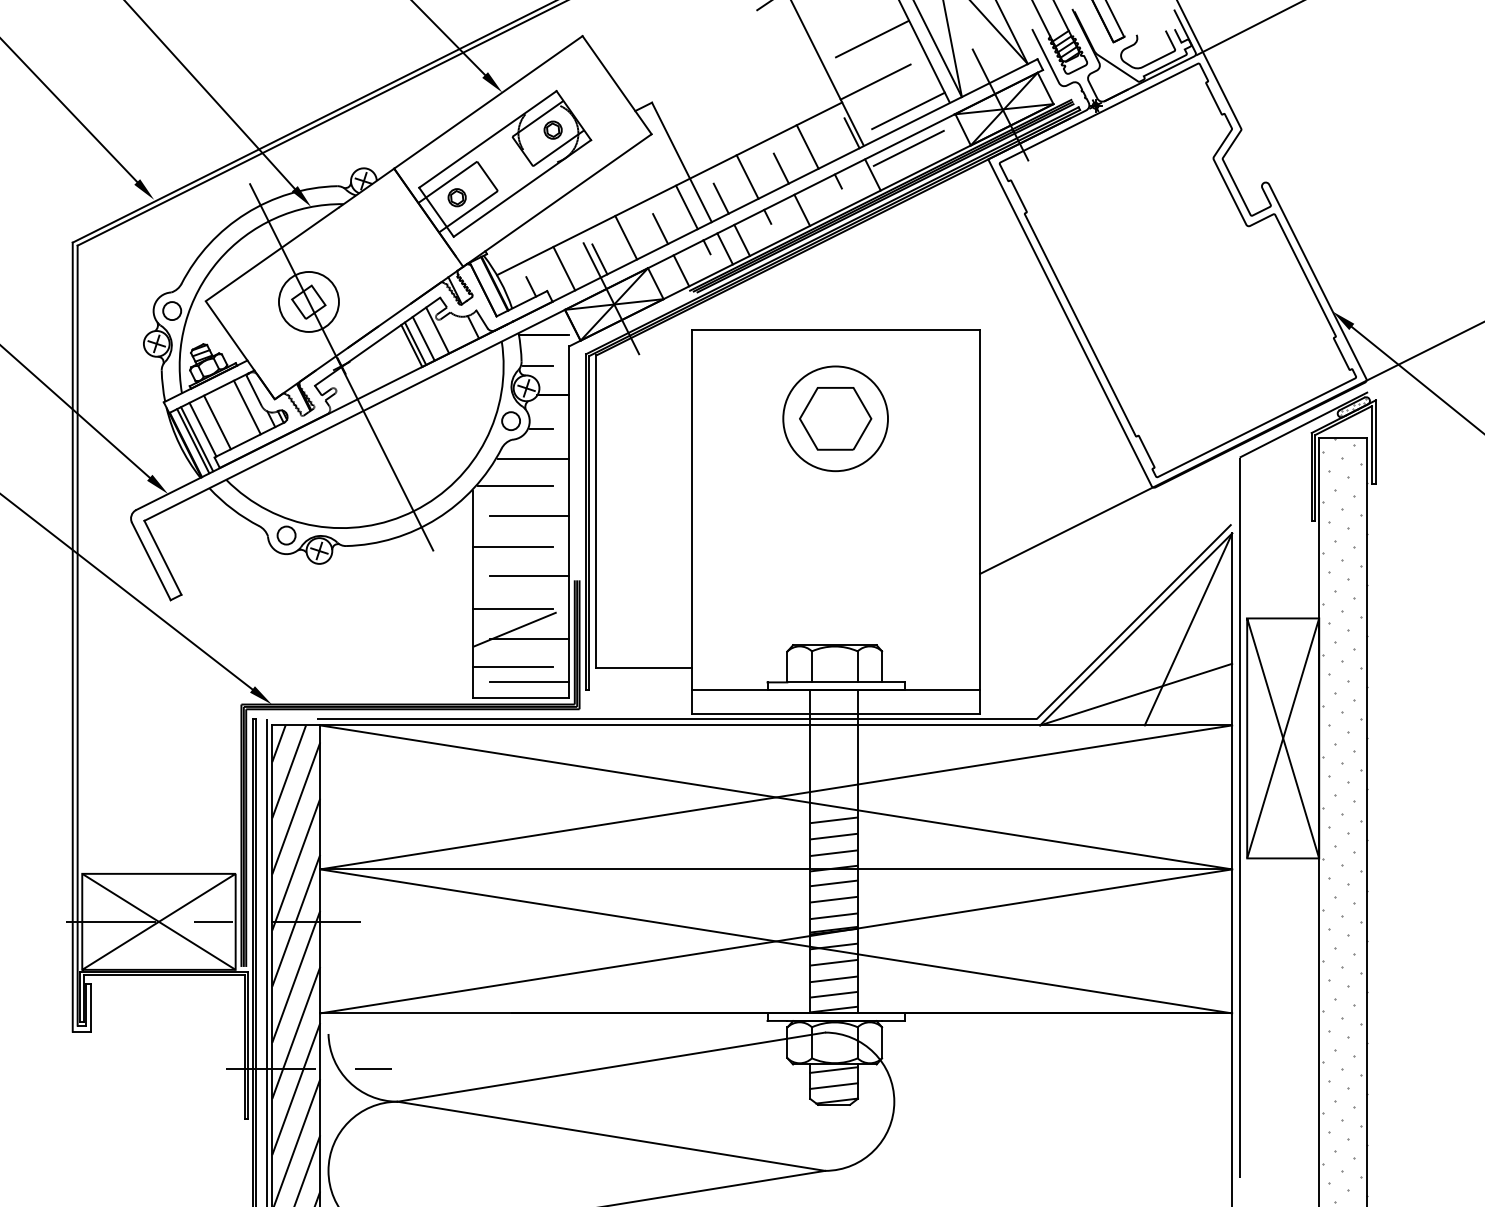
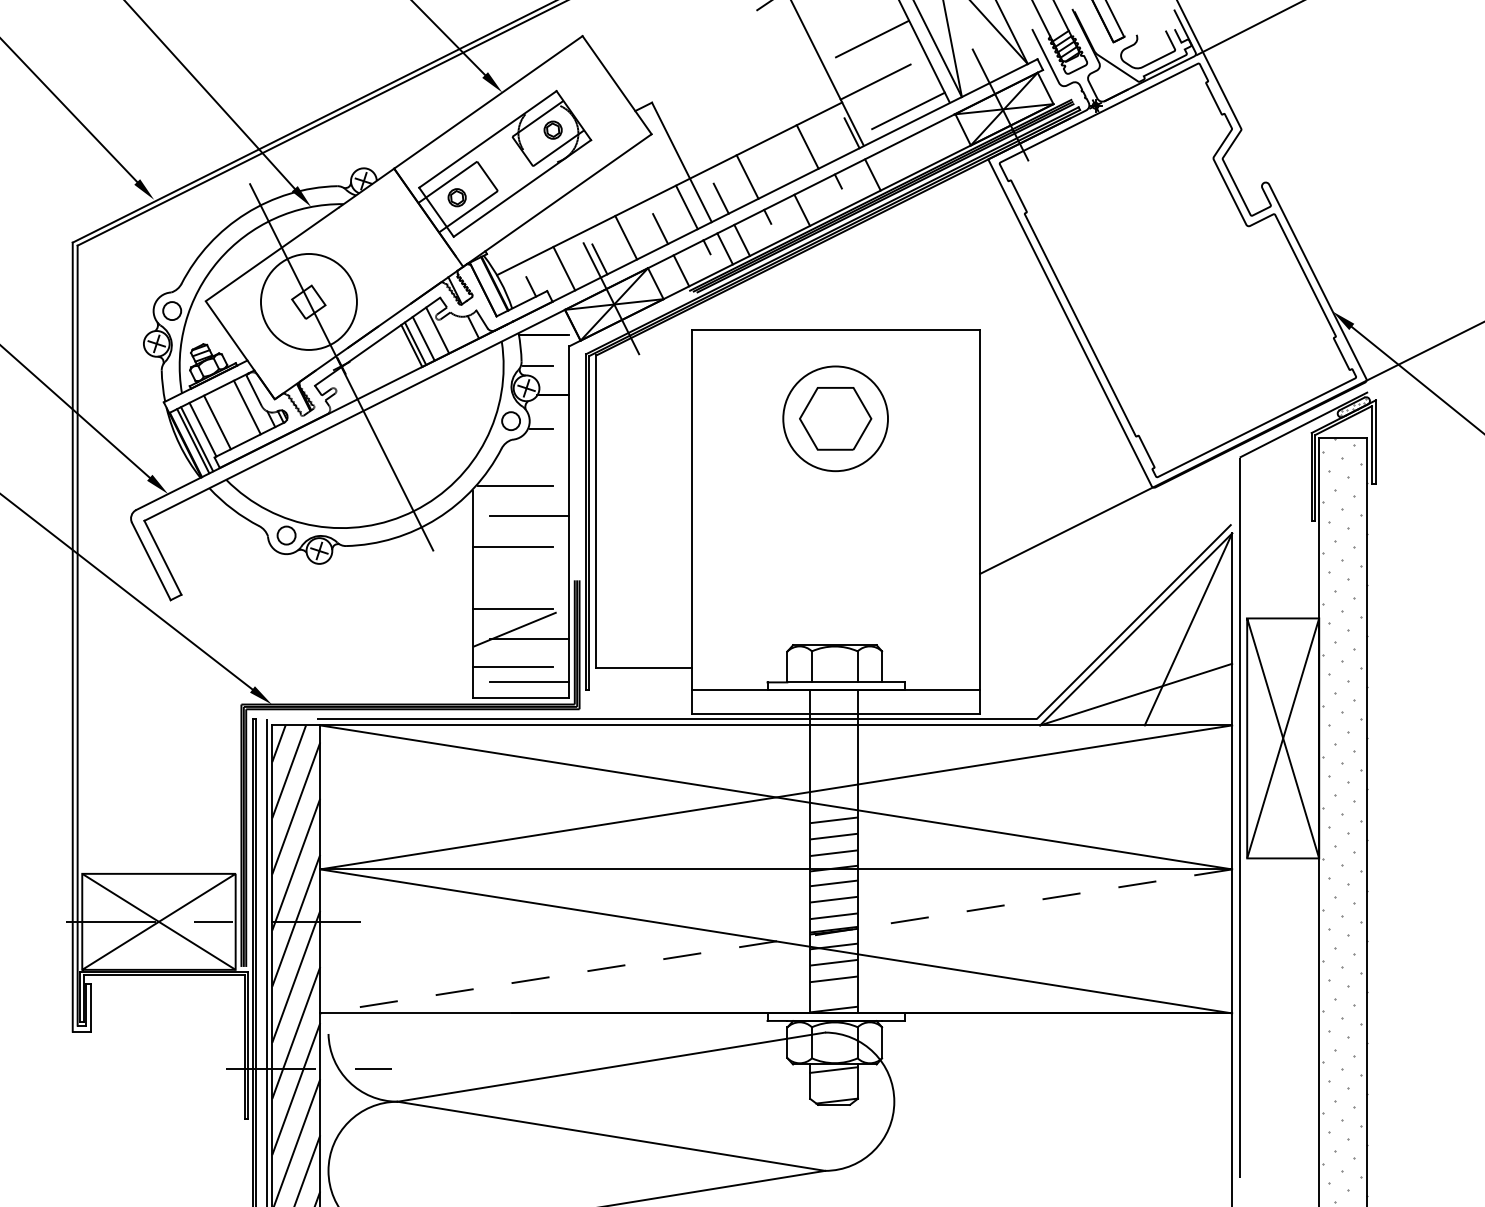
line: present -> none (908, 147)
line: present -> none (780, 168)
circle diameter: 60 px -> 96 px (308, 301)
line: present -> none (533, 458)
line: present -> none (529, 576)
line: solid -> dashed (776, 941)
line: present -> none (833, 994)
line: present -> none (833, 1085)
